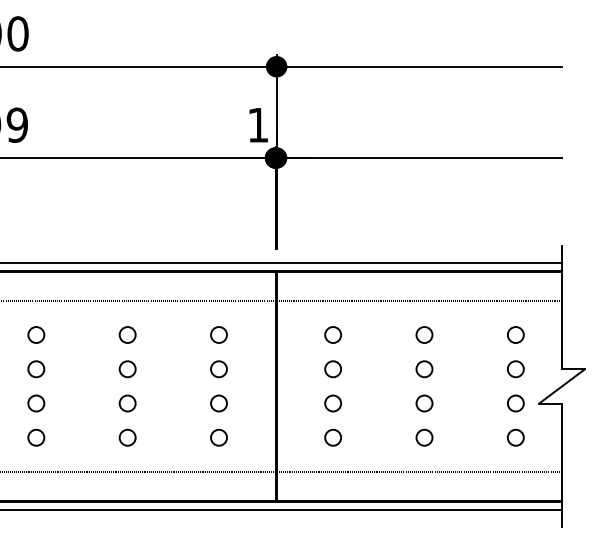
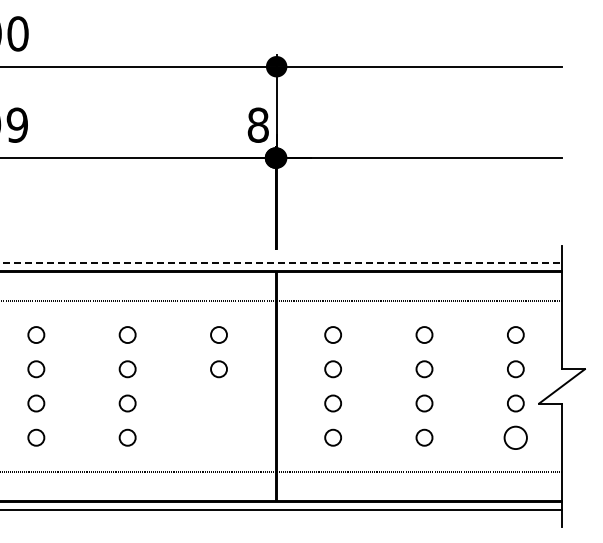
text: 1 -> 8 (257, 124)
line: solid -> dashed (281, 263)
circle: present -> none (218, 403)
circle: present -> none (218, 437)
circle size: 18x19 px -> 25x25 px (515, 437)
